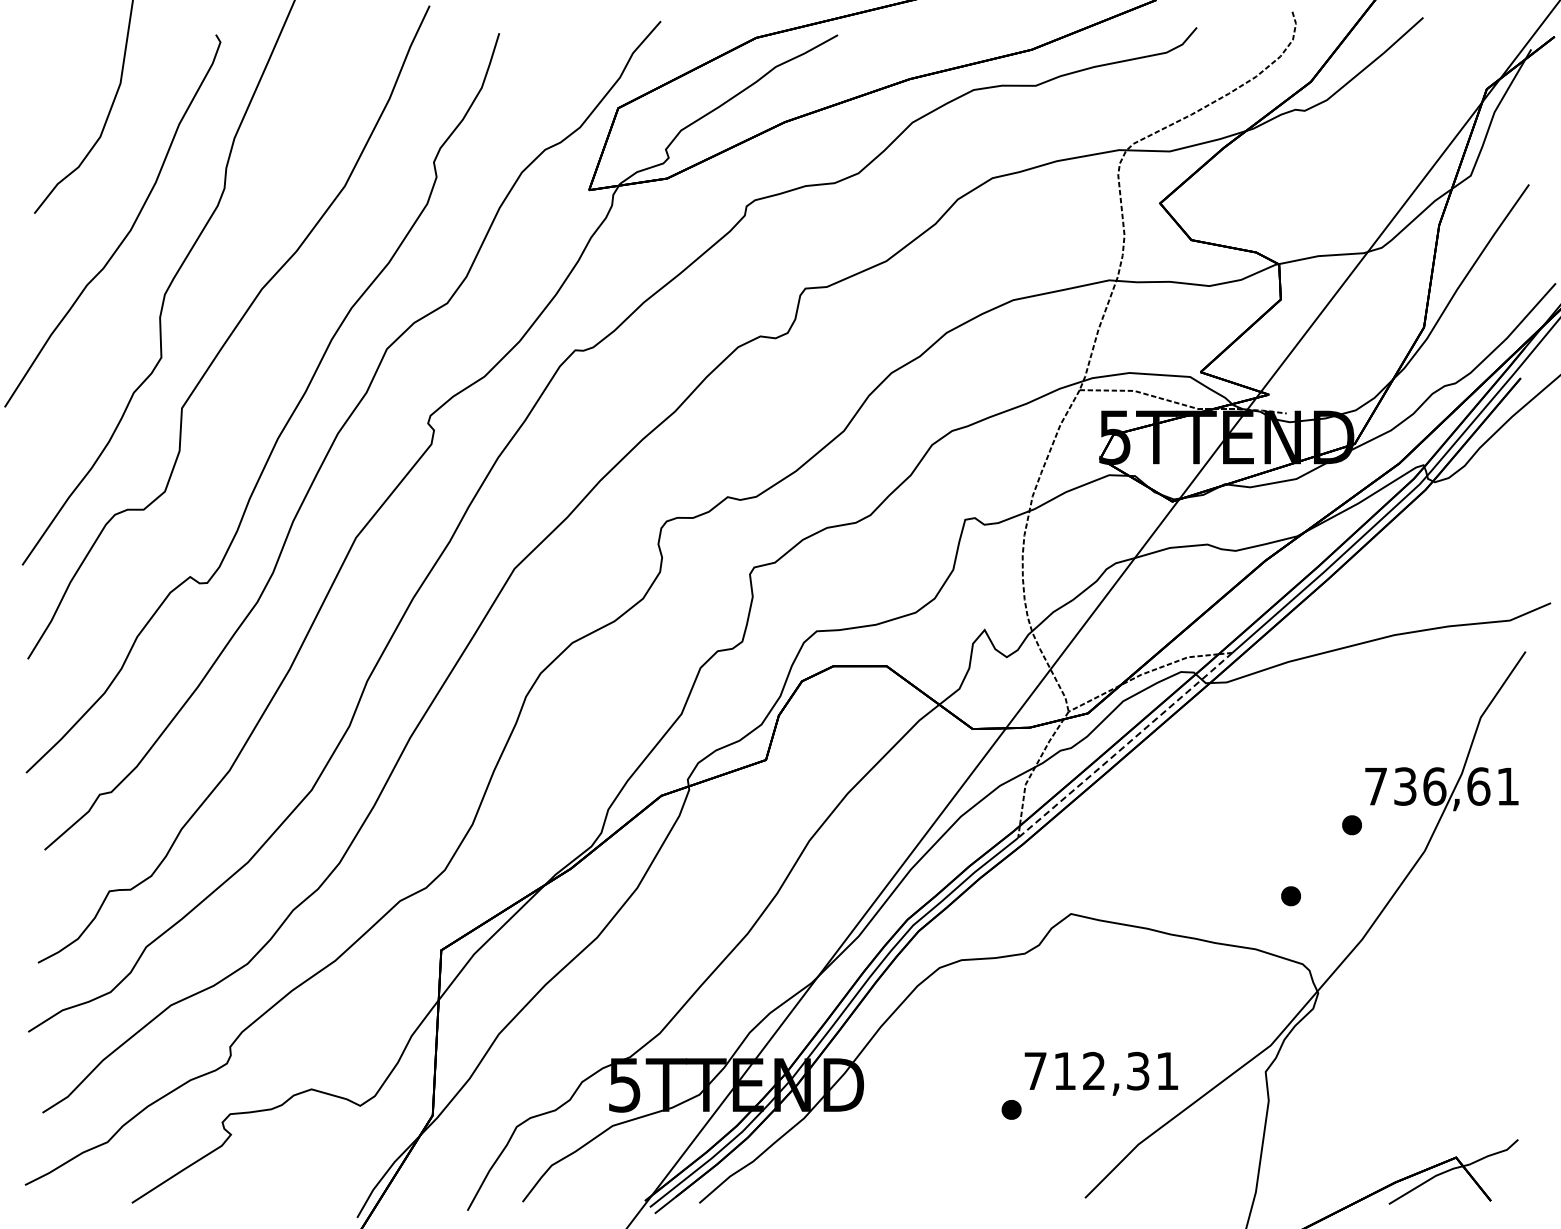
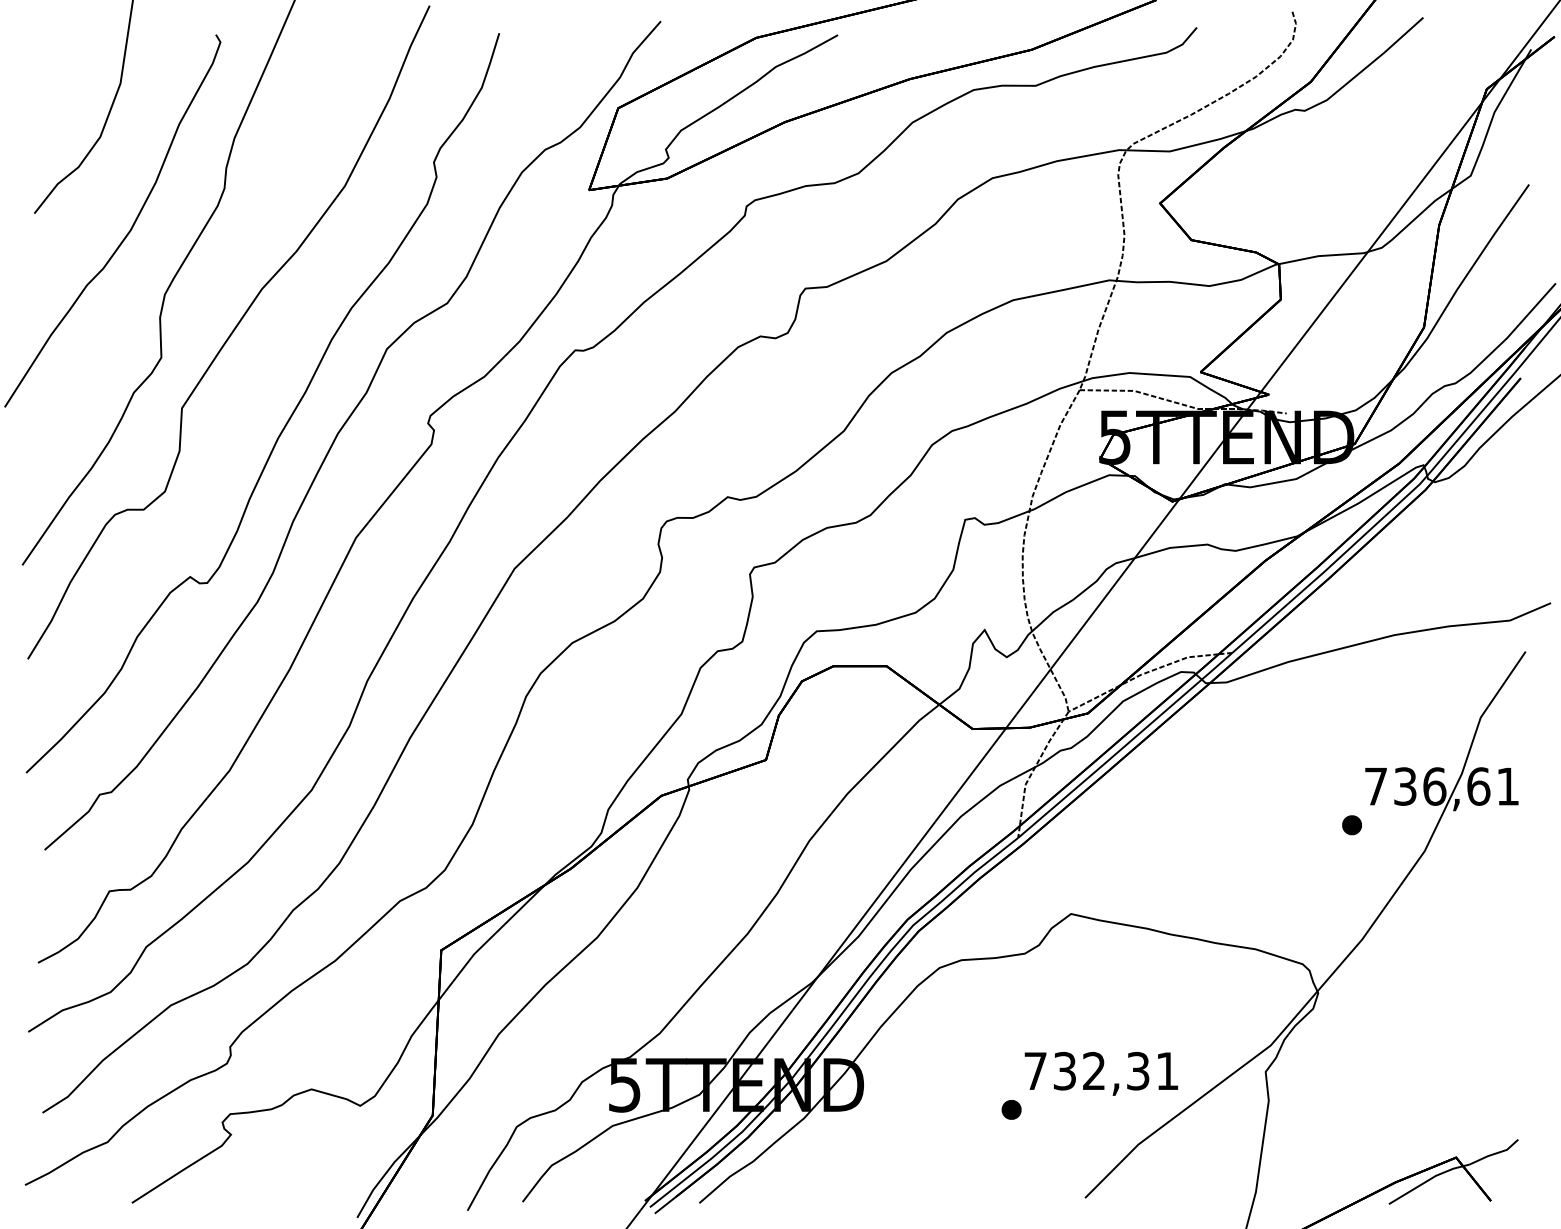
line: dashed -> solid (1125, 745)
part: present -> none (1290, 896)
text: 712,31 -> 732,31 (1064, 1070)
